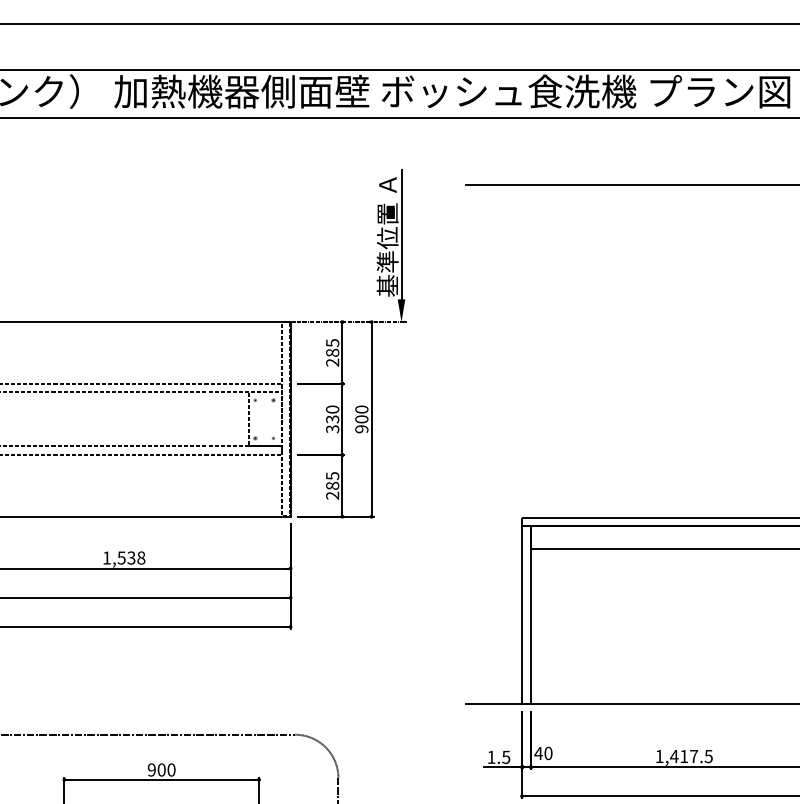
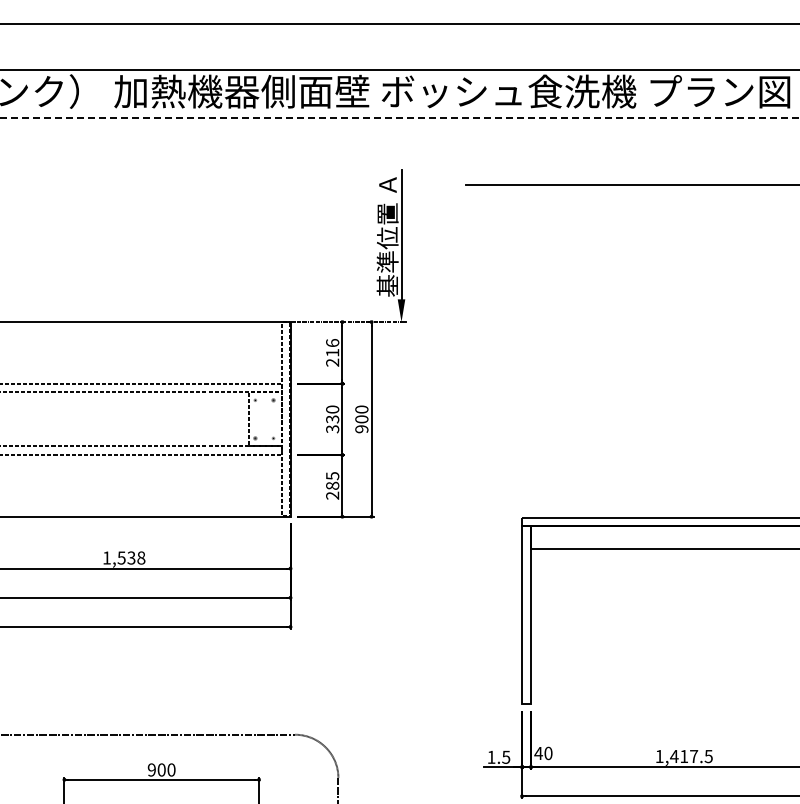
line: solid -> dashed (400, 118)
text: 285 -> 216 (332, 347)
line: present -> none (631, 703)
